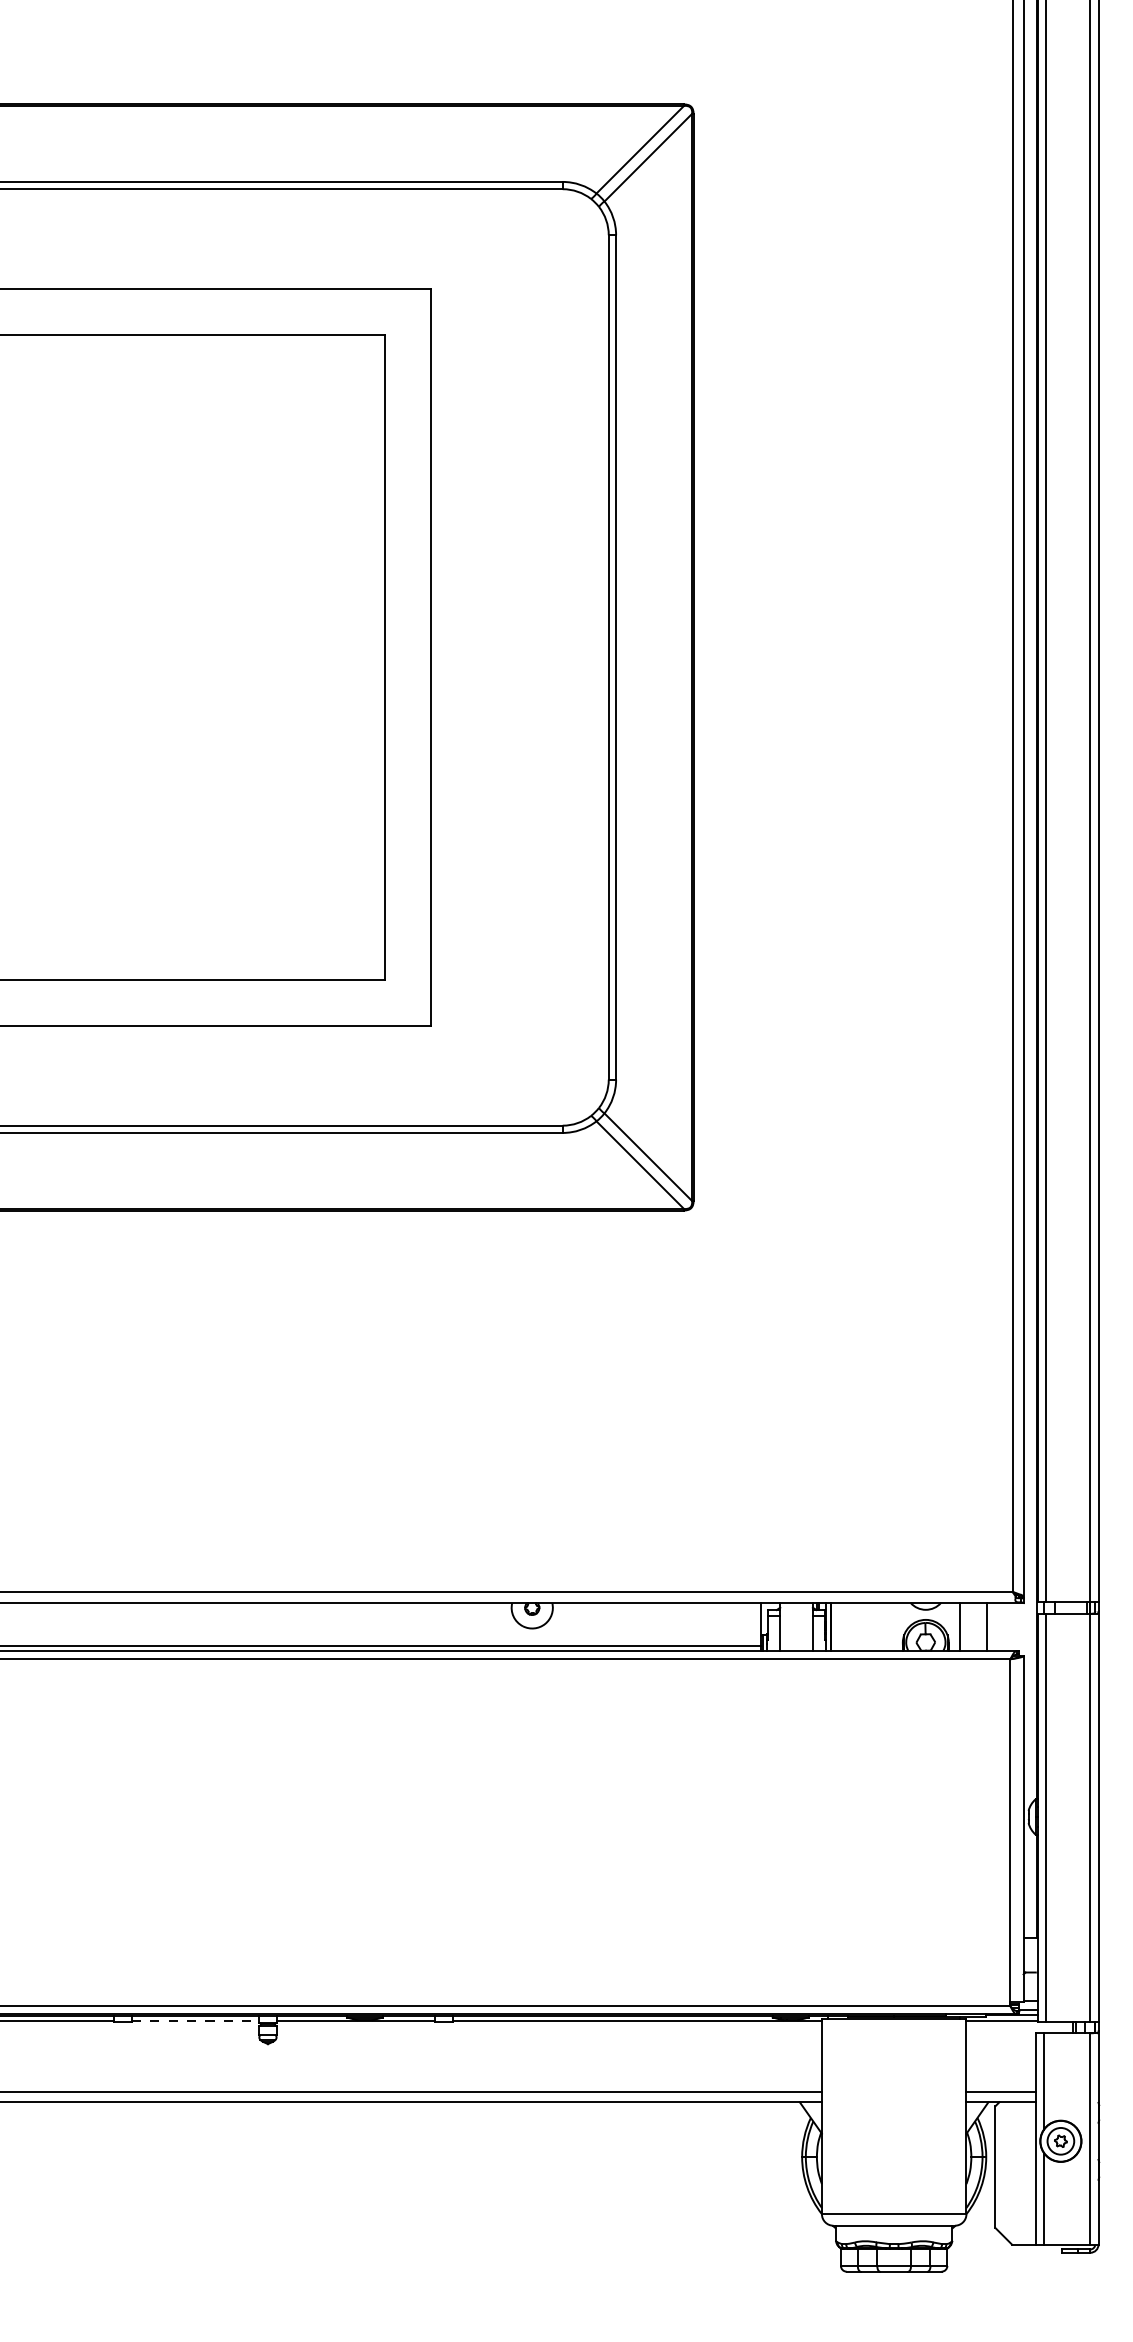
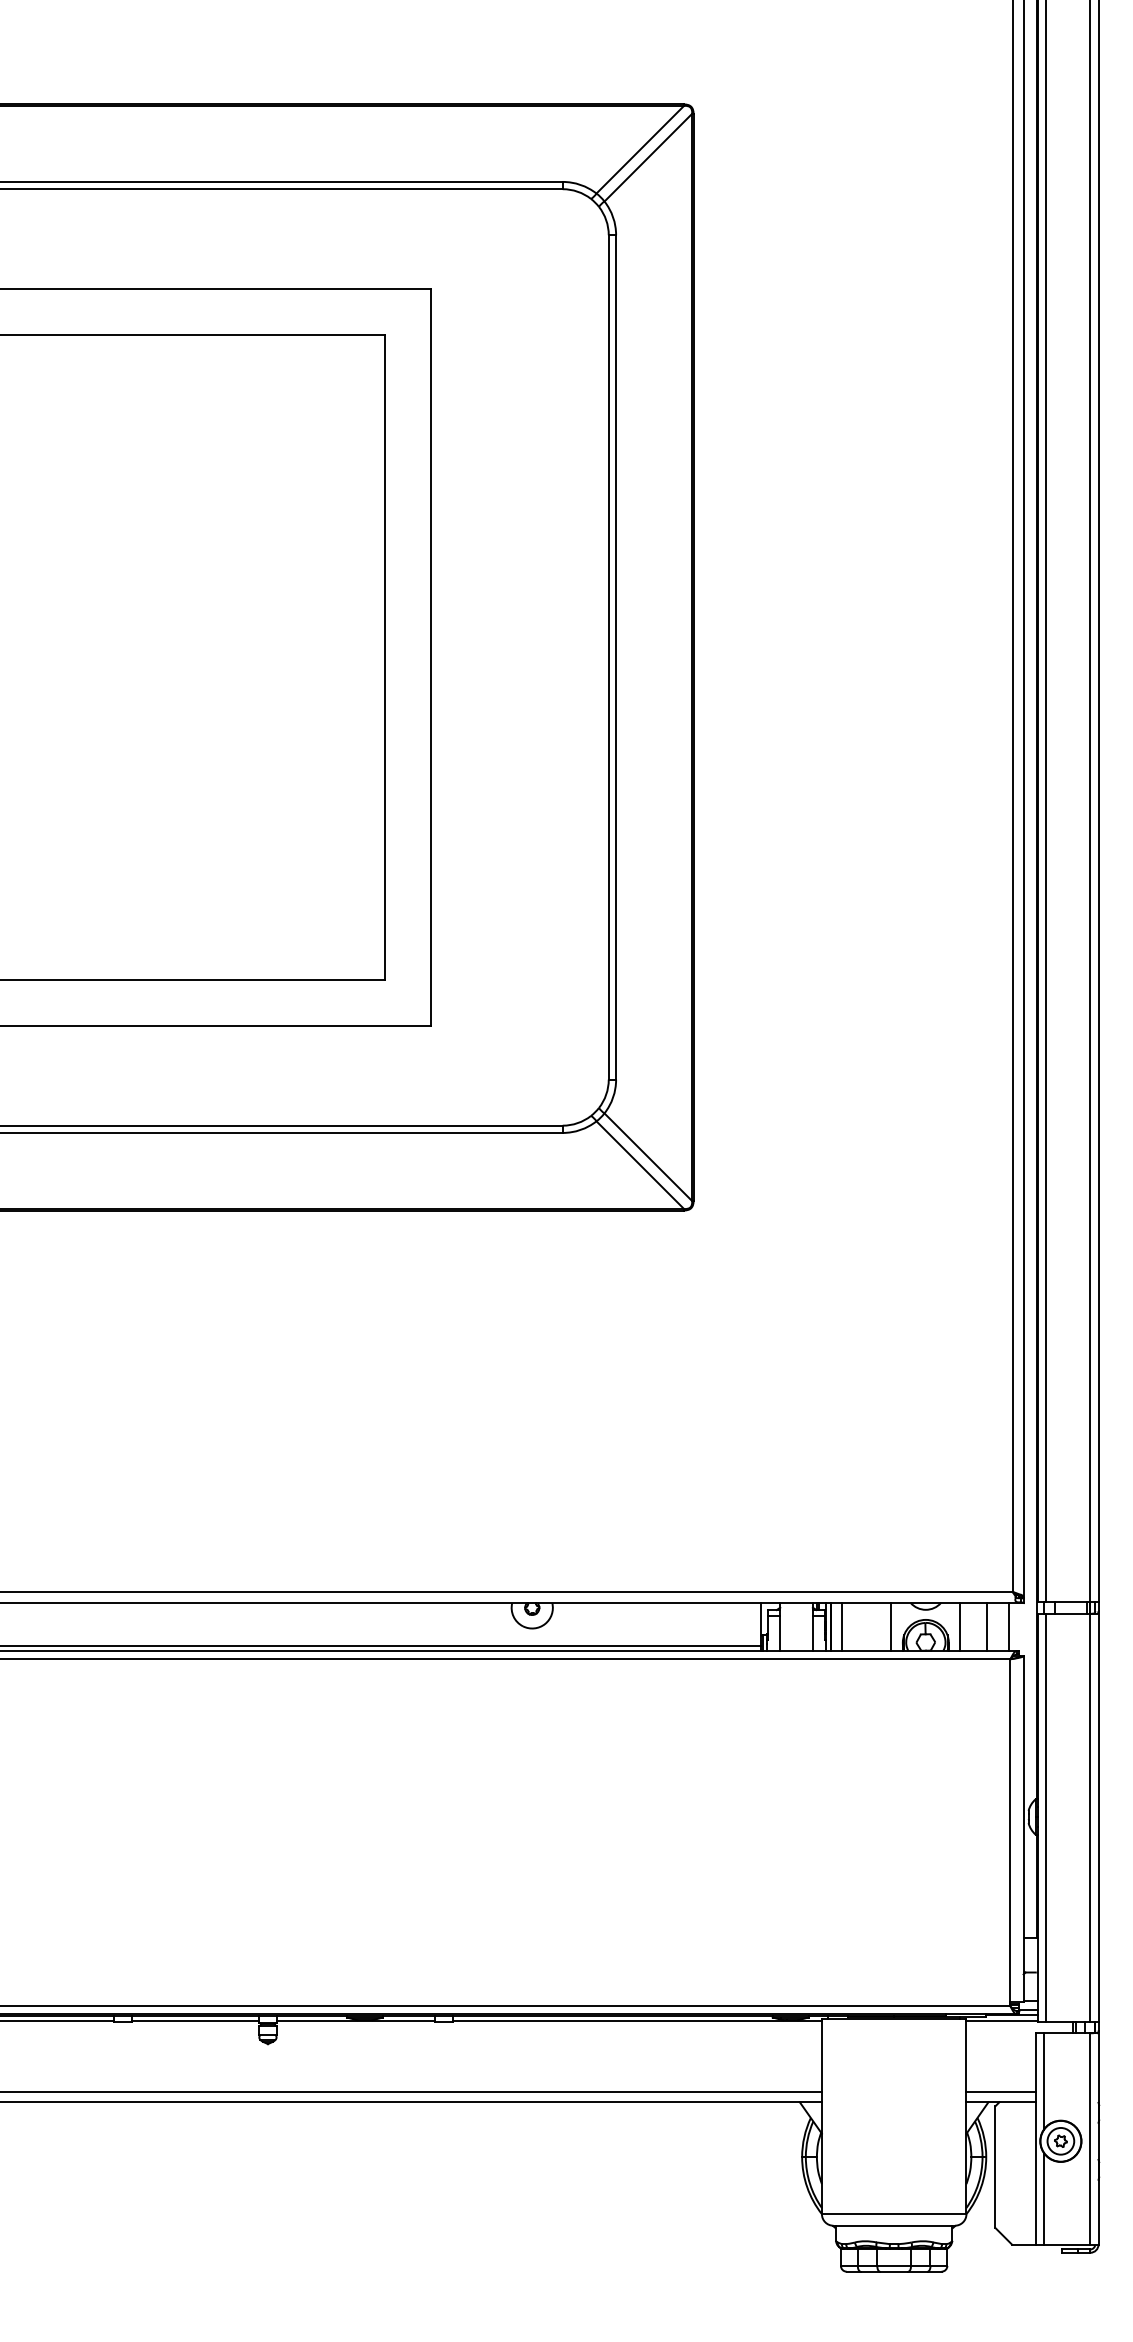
line: none -> present (842, 1627)
line: none -> present (891, 1627)
line: none -> present (1008, 1627)
line: dashed -> solid (195, 2020)
